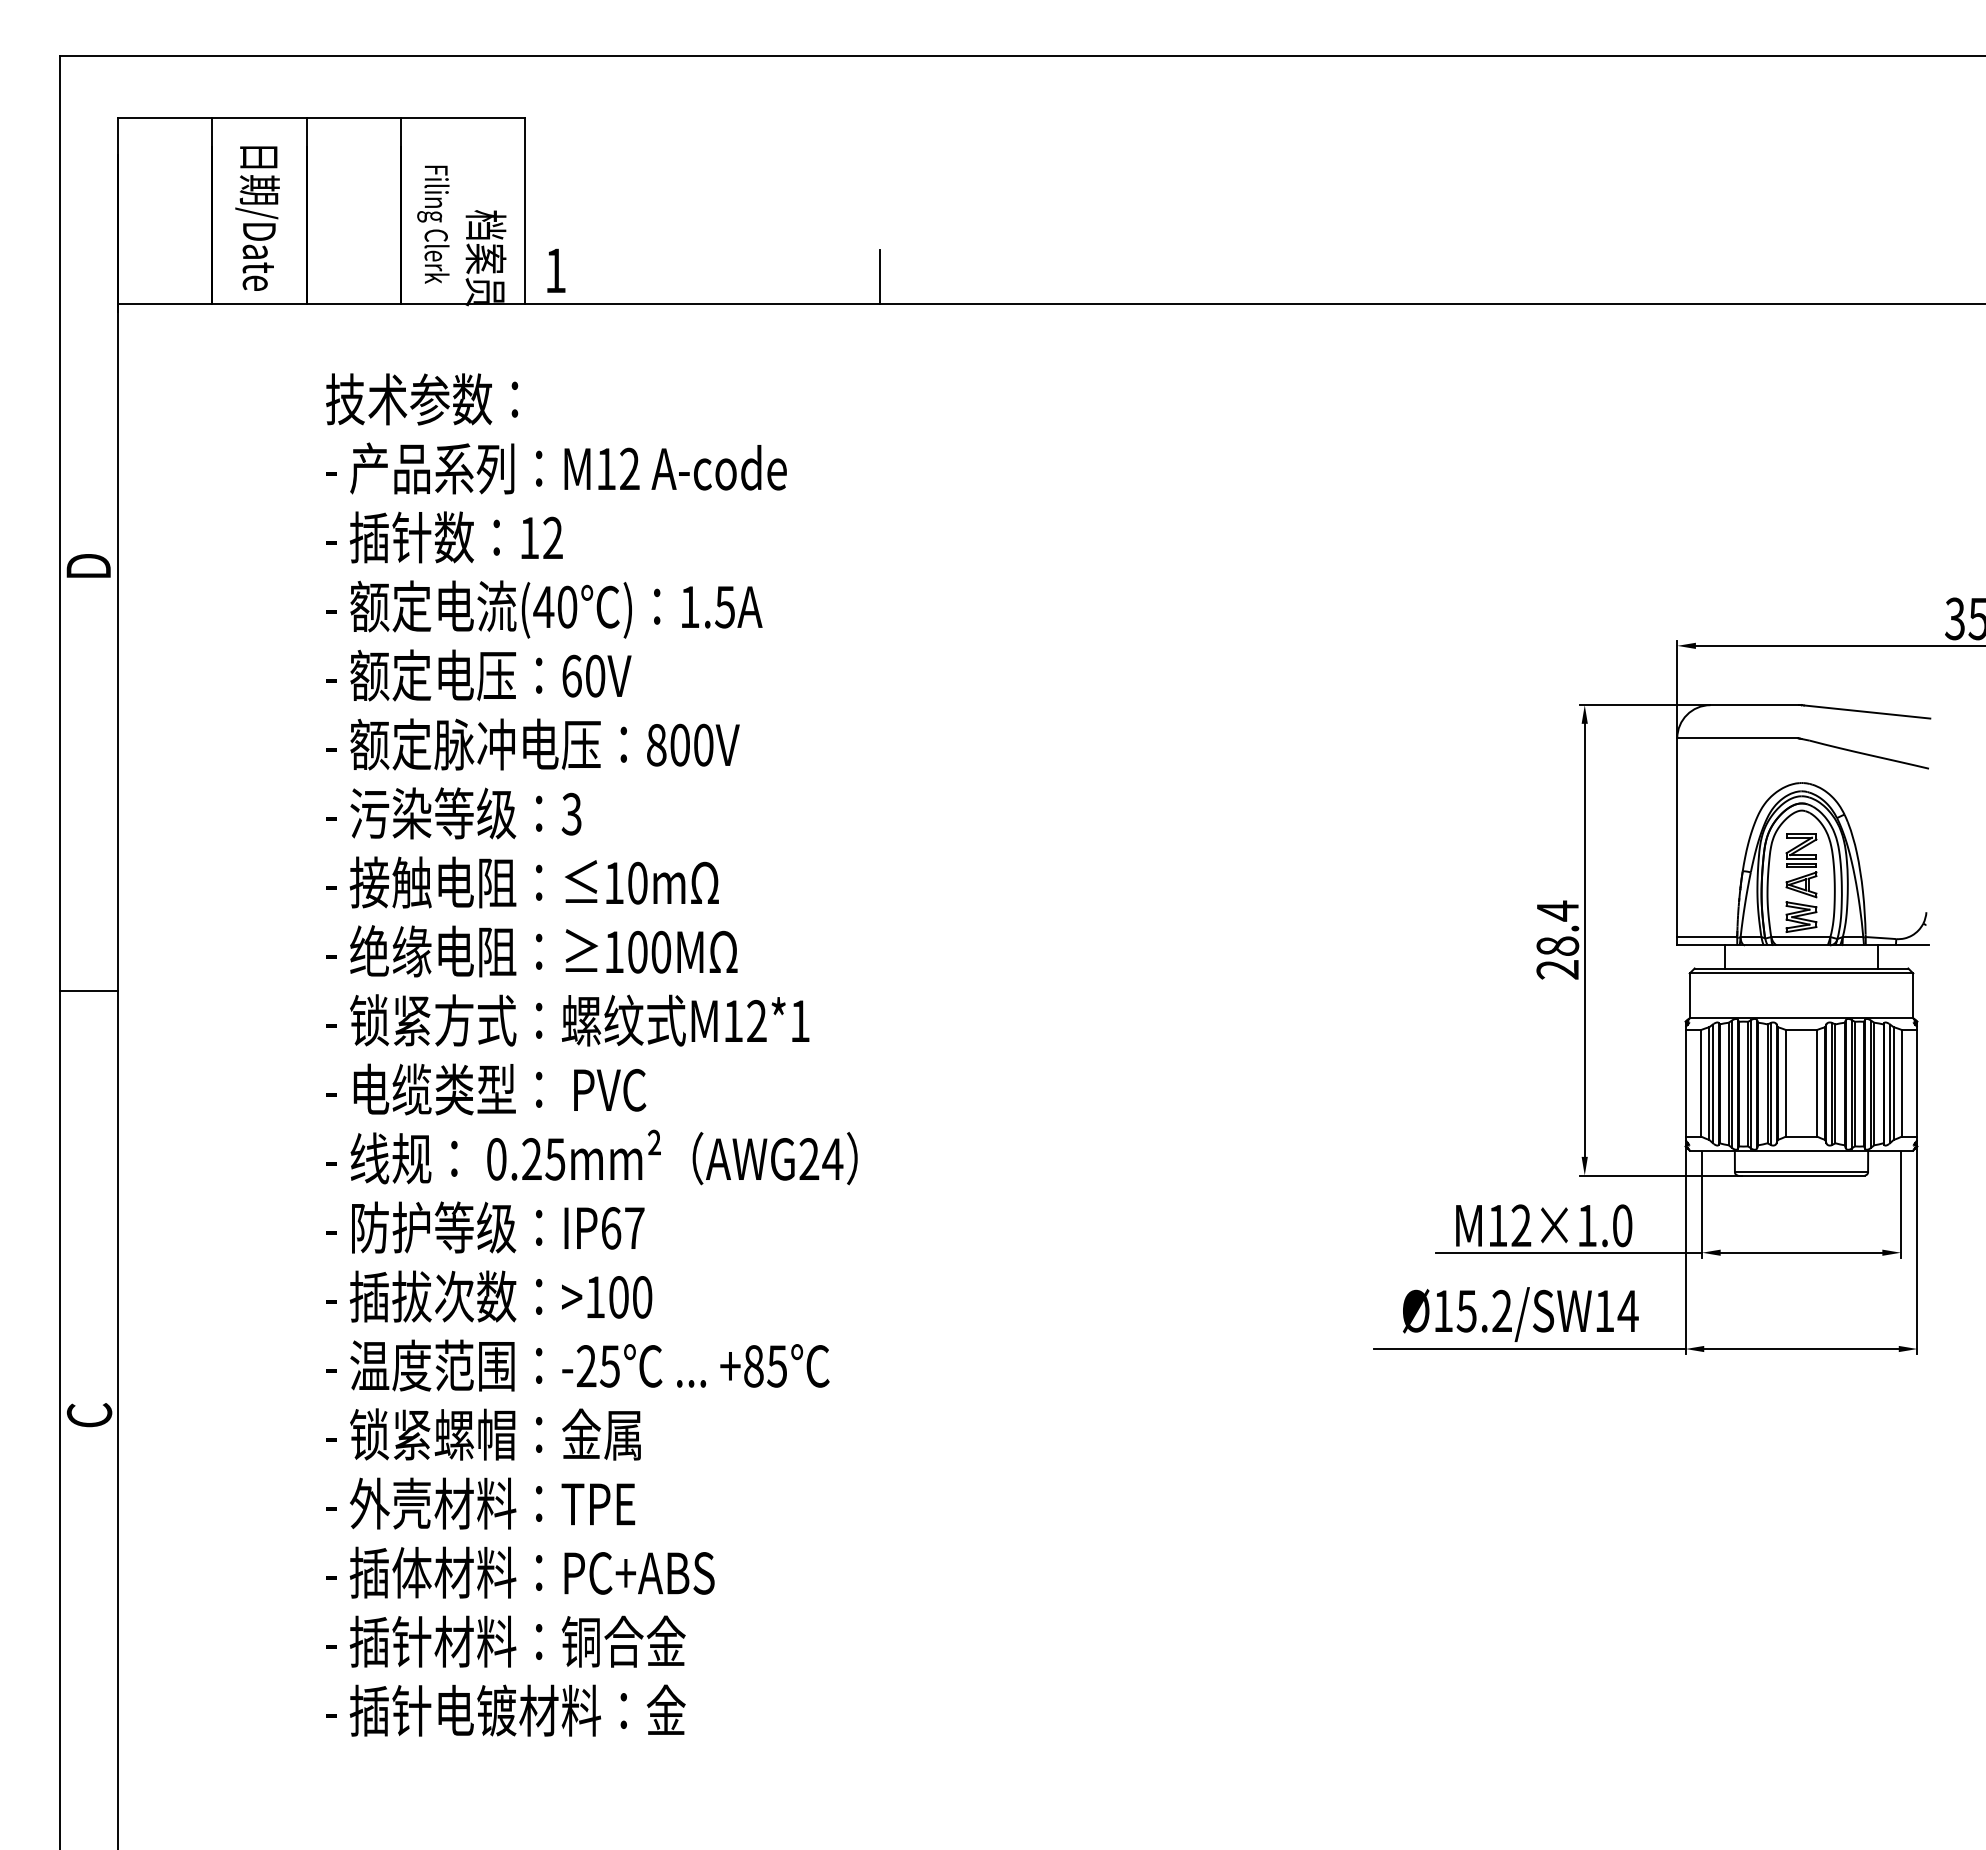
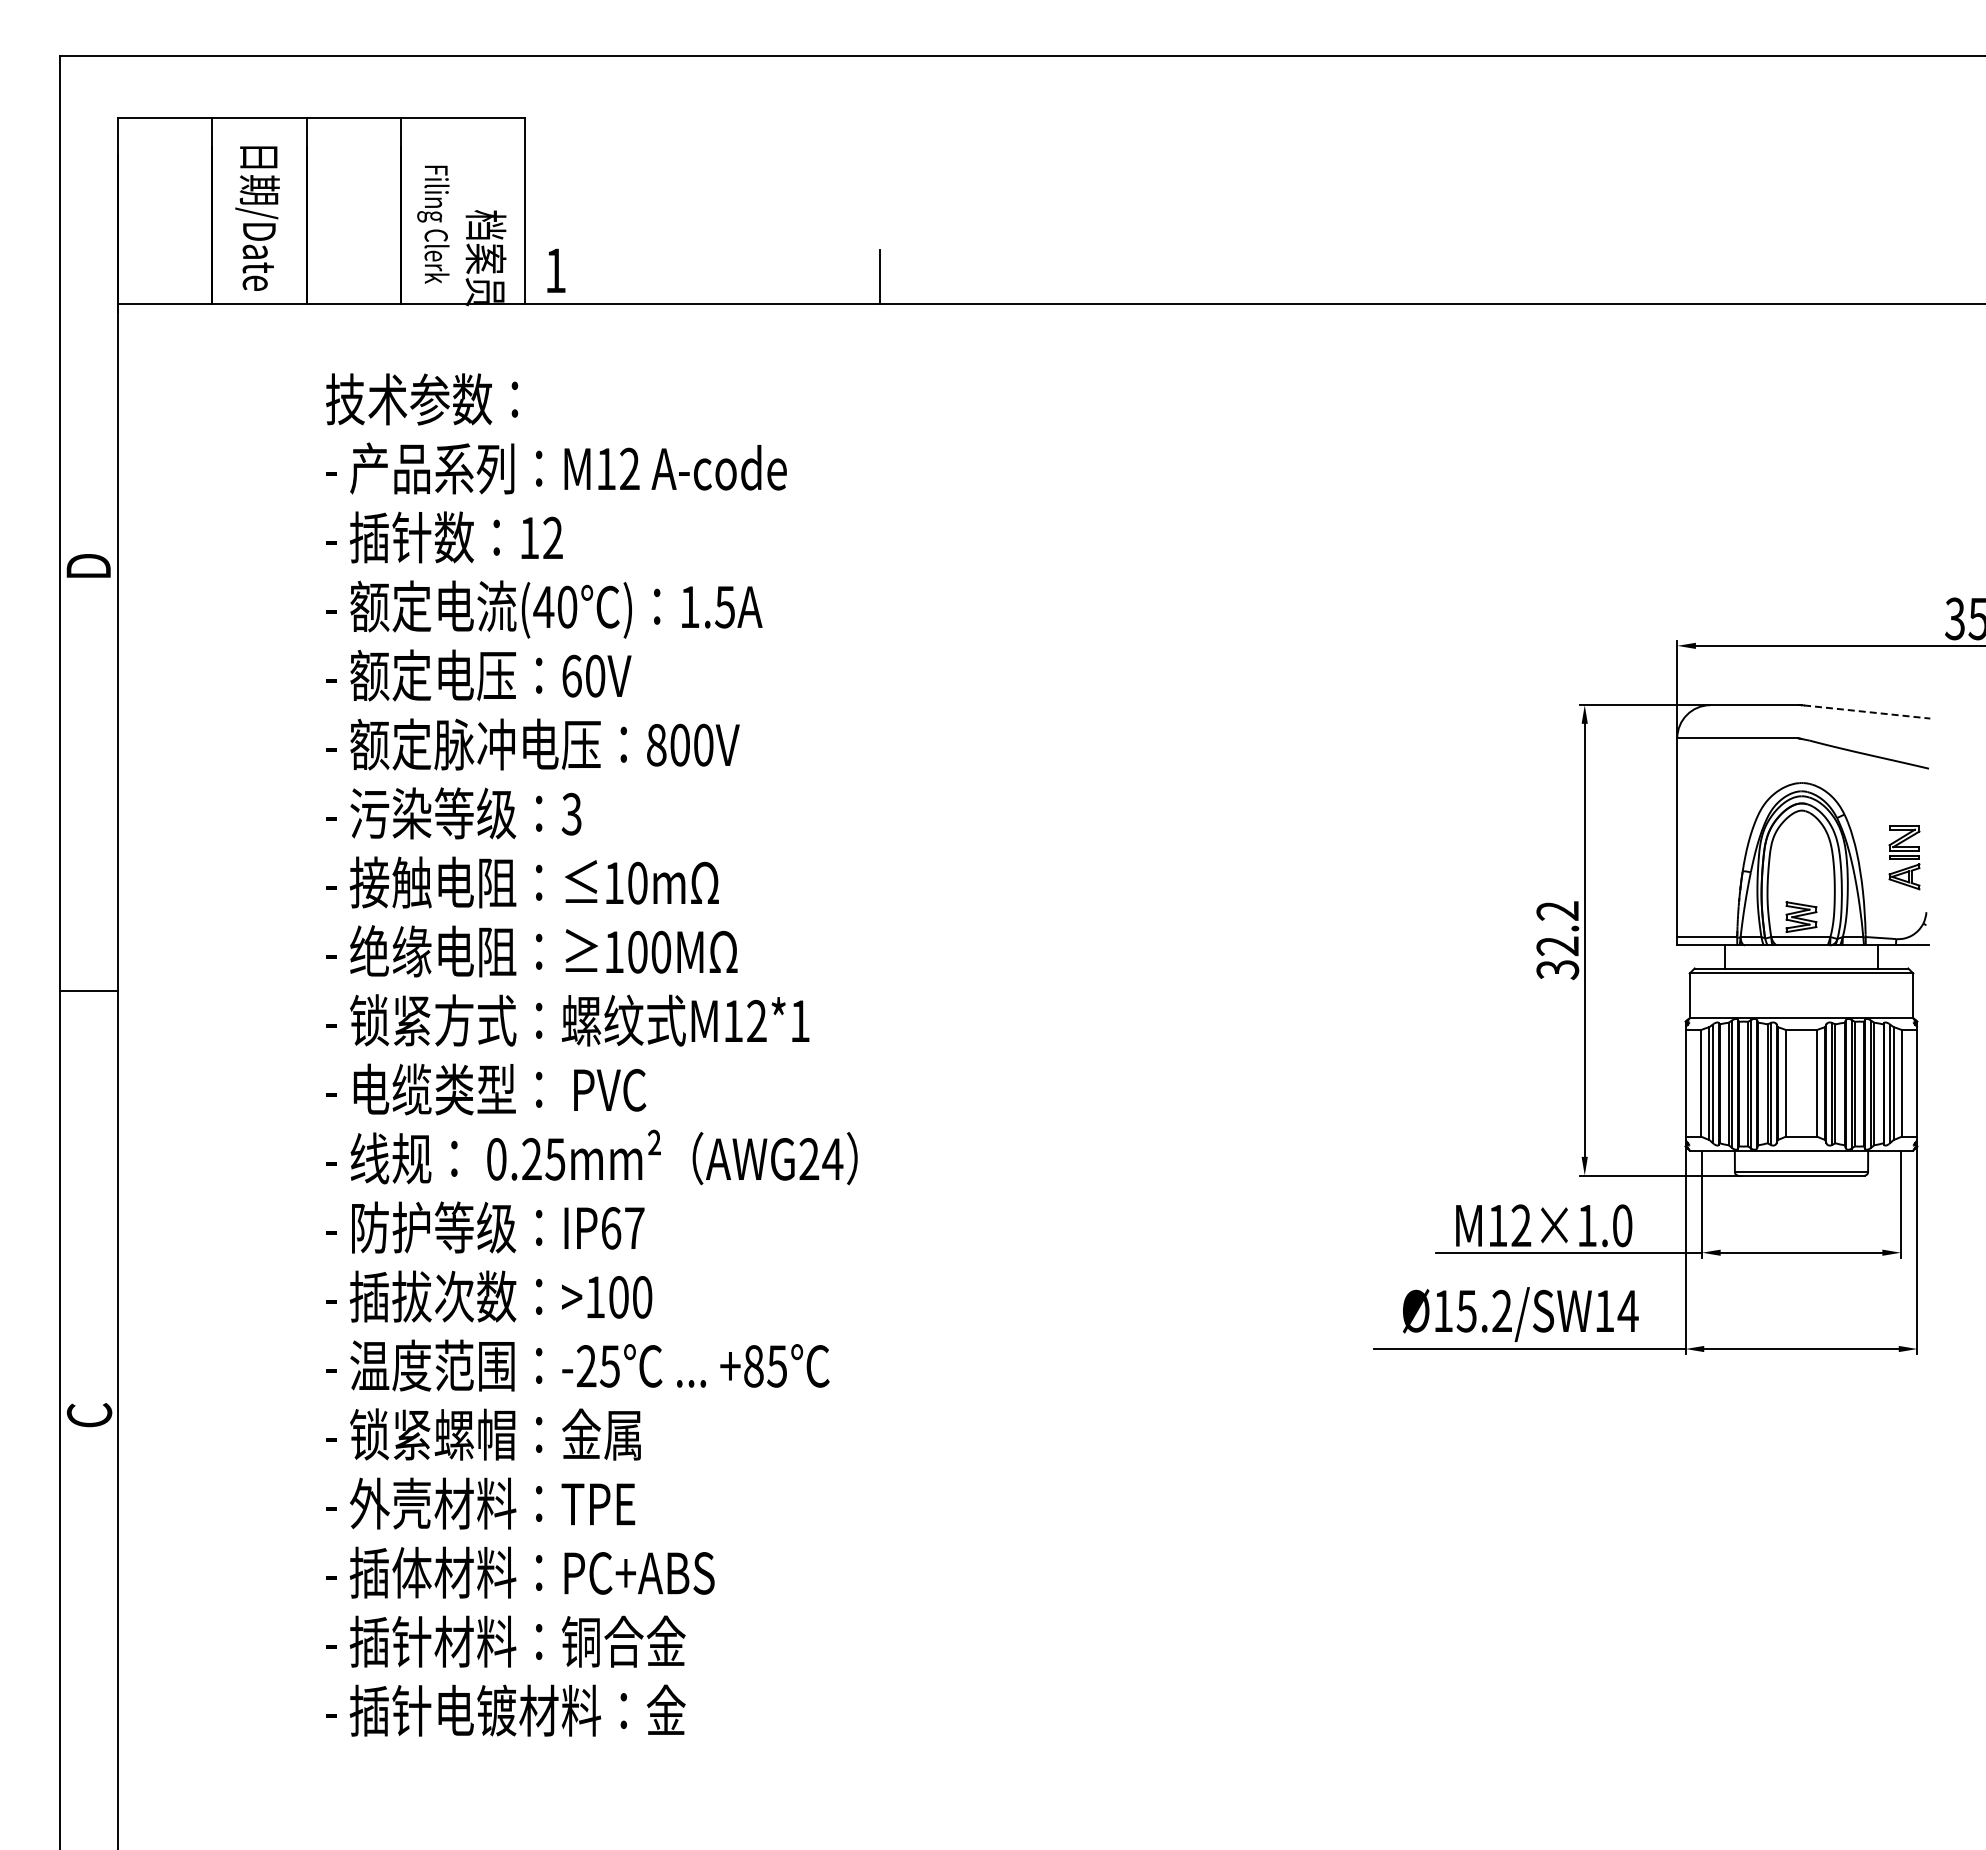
line: solid -> dashed (1867, 712)
part position: (1801, 865) -> (1904, 857) (1904, 857)
text: 28.4 -> 32.2 (1557, 940)
